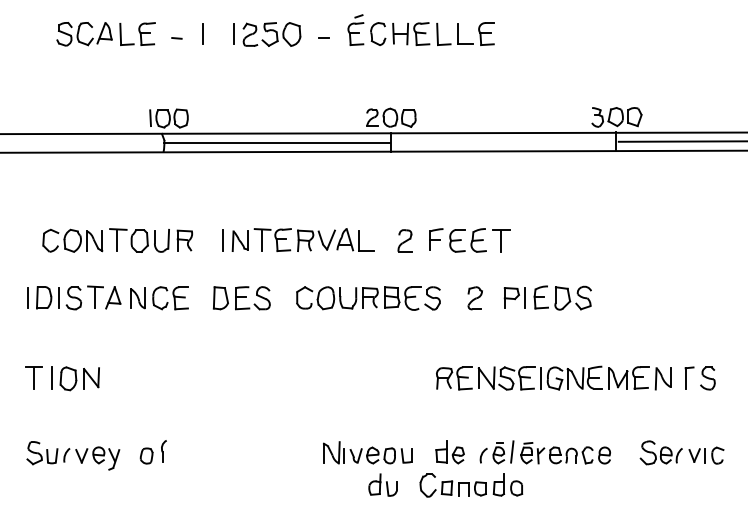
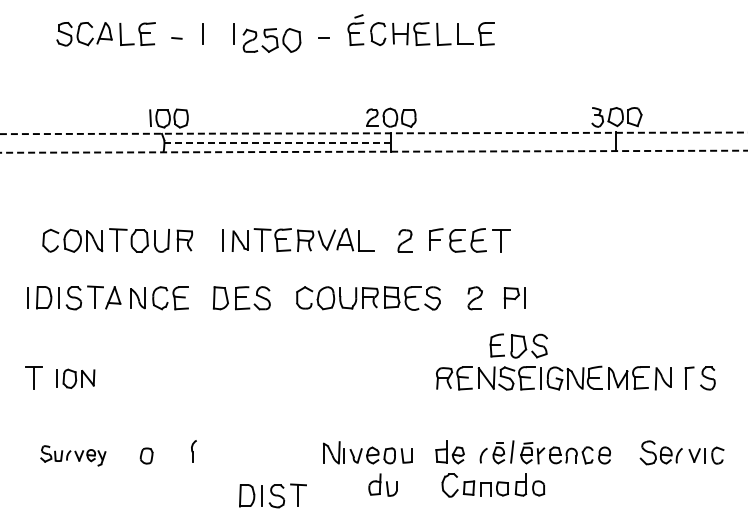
part position: (271, 34) -> (271, 40) (271, 40)
line: solid -> dashed (373, 133)
line: present -> none (681, 141)
line: solid -> dashed (277, 142)
line: solid -> dashed (373, 151)
part position: (562, 297) -> (518, 345) (518, 345)
part size: 49x26 px -> 40x21 px (75, 378)
part position: (163, 451) -> (193, 451) (193, 451)
part size: 95x30 px -> 67x22 px (73, 455)
part position: (471, 485) -> (493, 485) (493, 485)
part: none -> present (272, 495)
